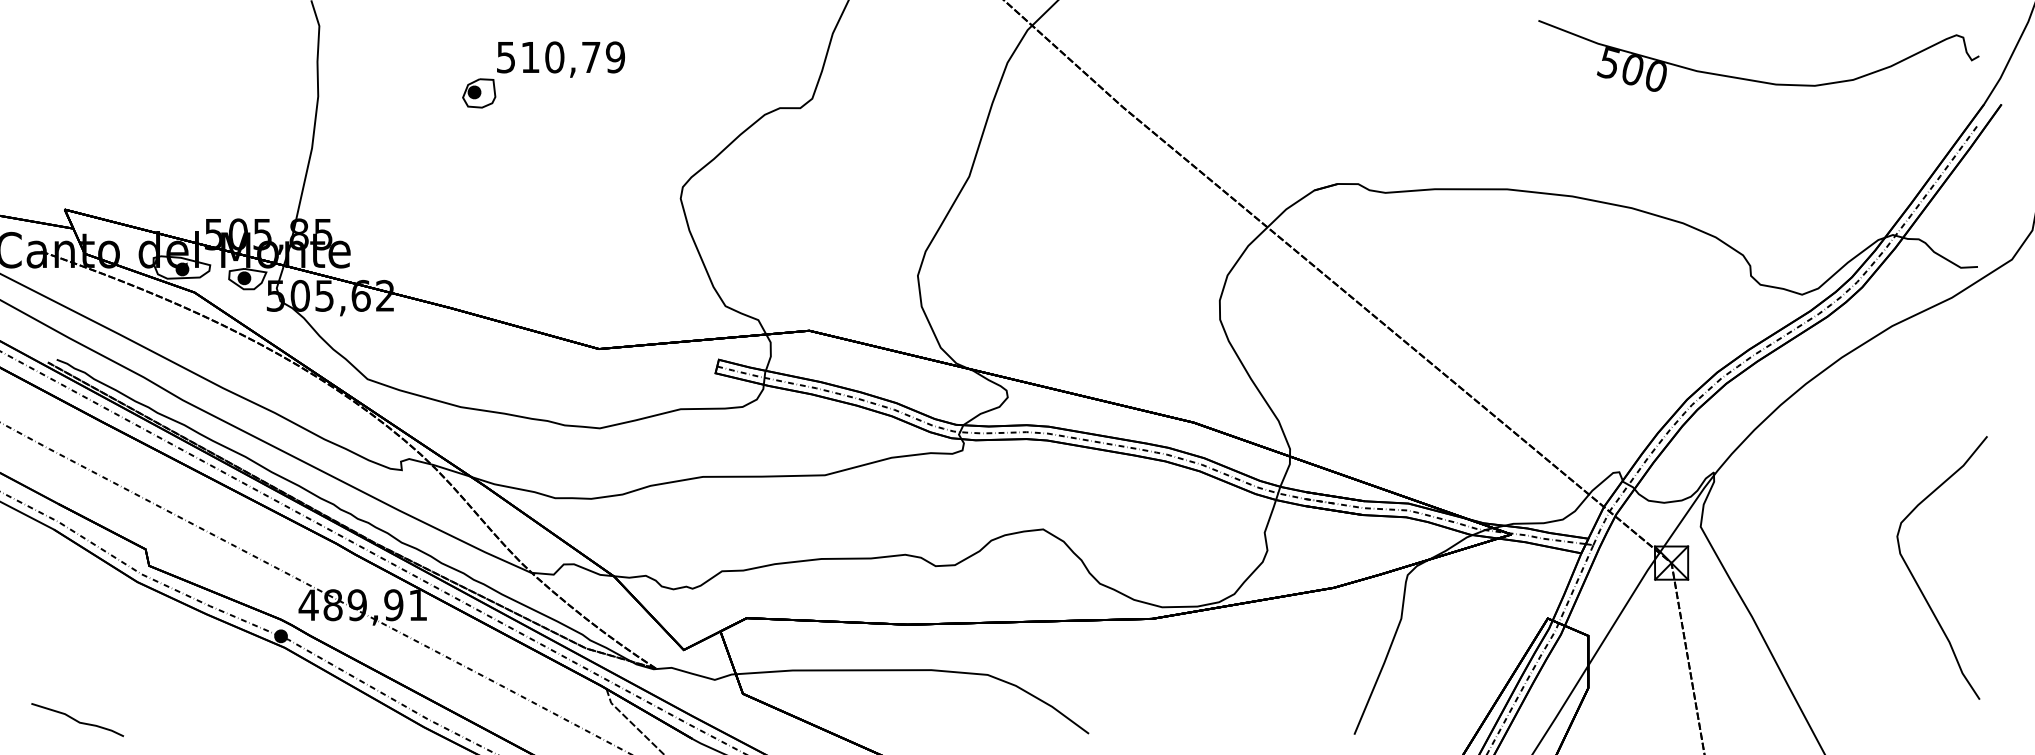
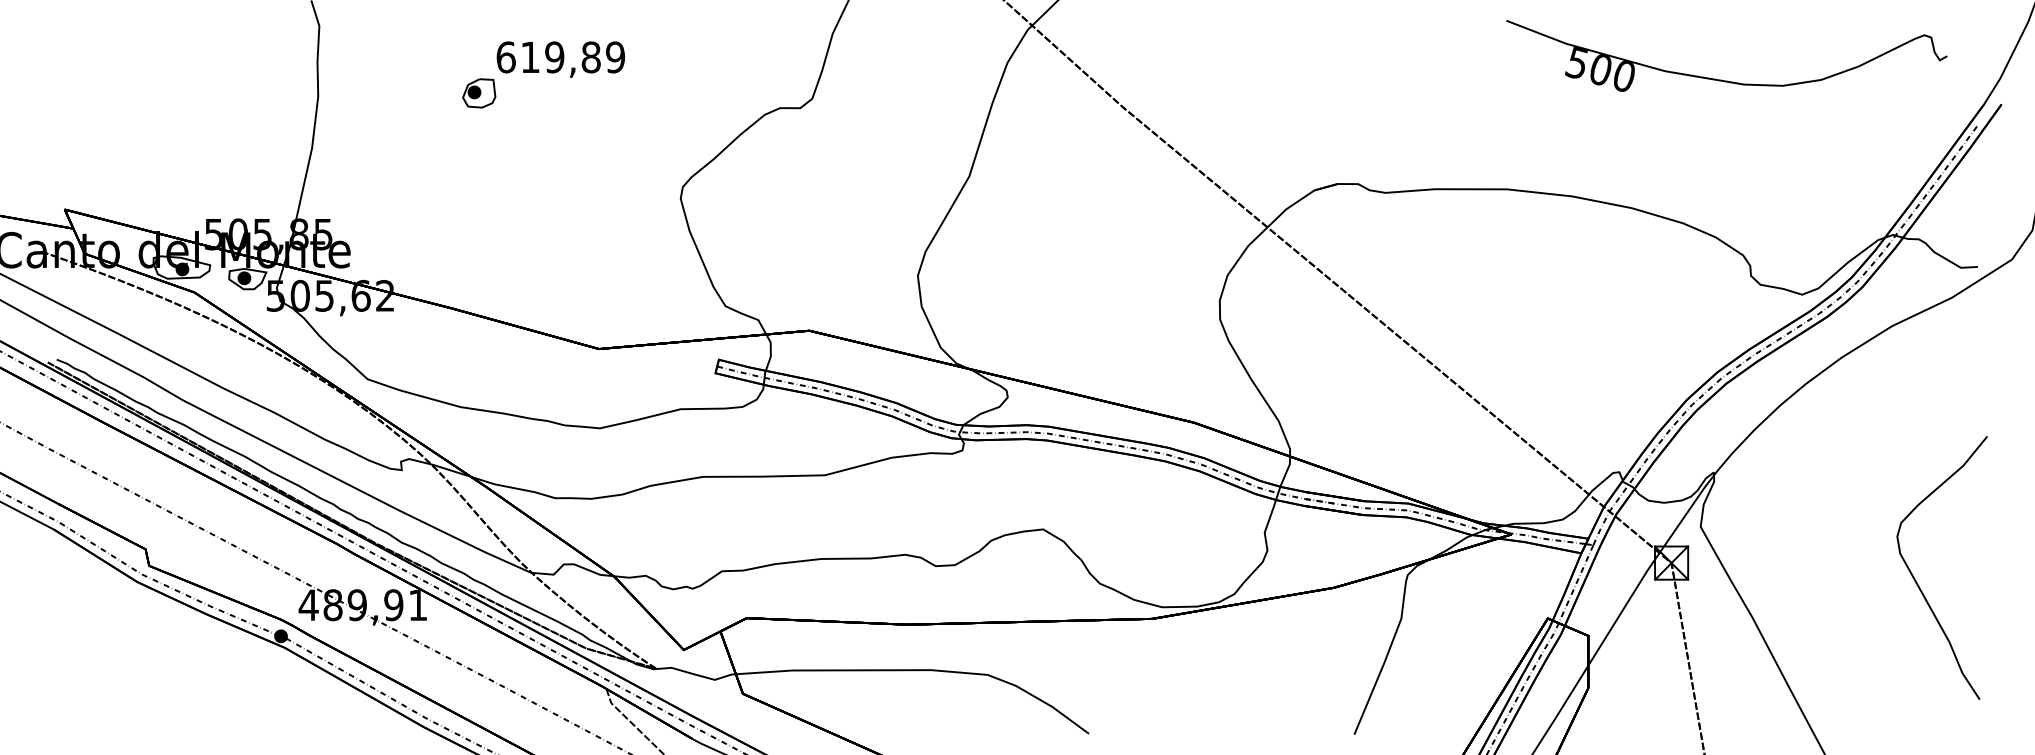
text: 510,79 -> 619,89 (548, 57)
part position: (1753, 79) -> (1721, 79) (1721, 79)
curve: present -> none (76, 719)
